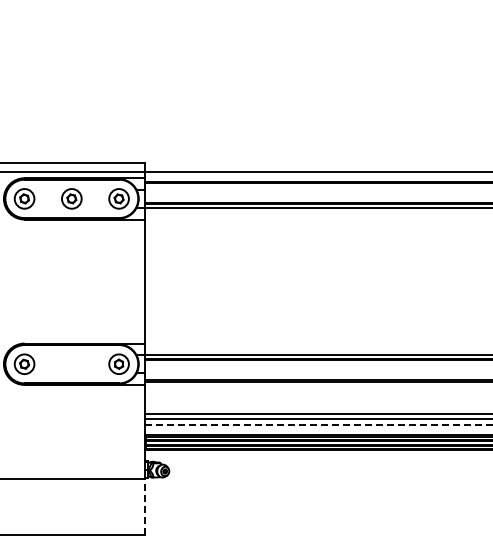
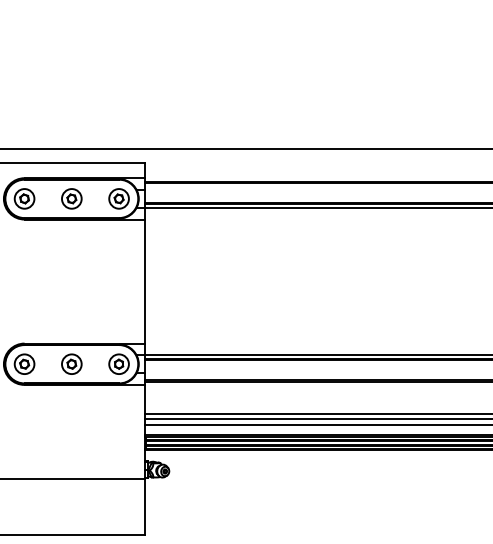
line position: (245, 171) -> (245, 148) (245, 148)
part: none -> present (71, 363)
line: dashed -> solid (318, 425)
line: dashed -> solid (144, 506)
